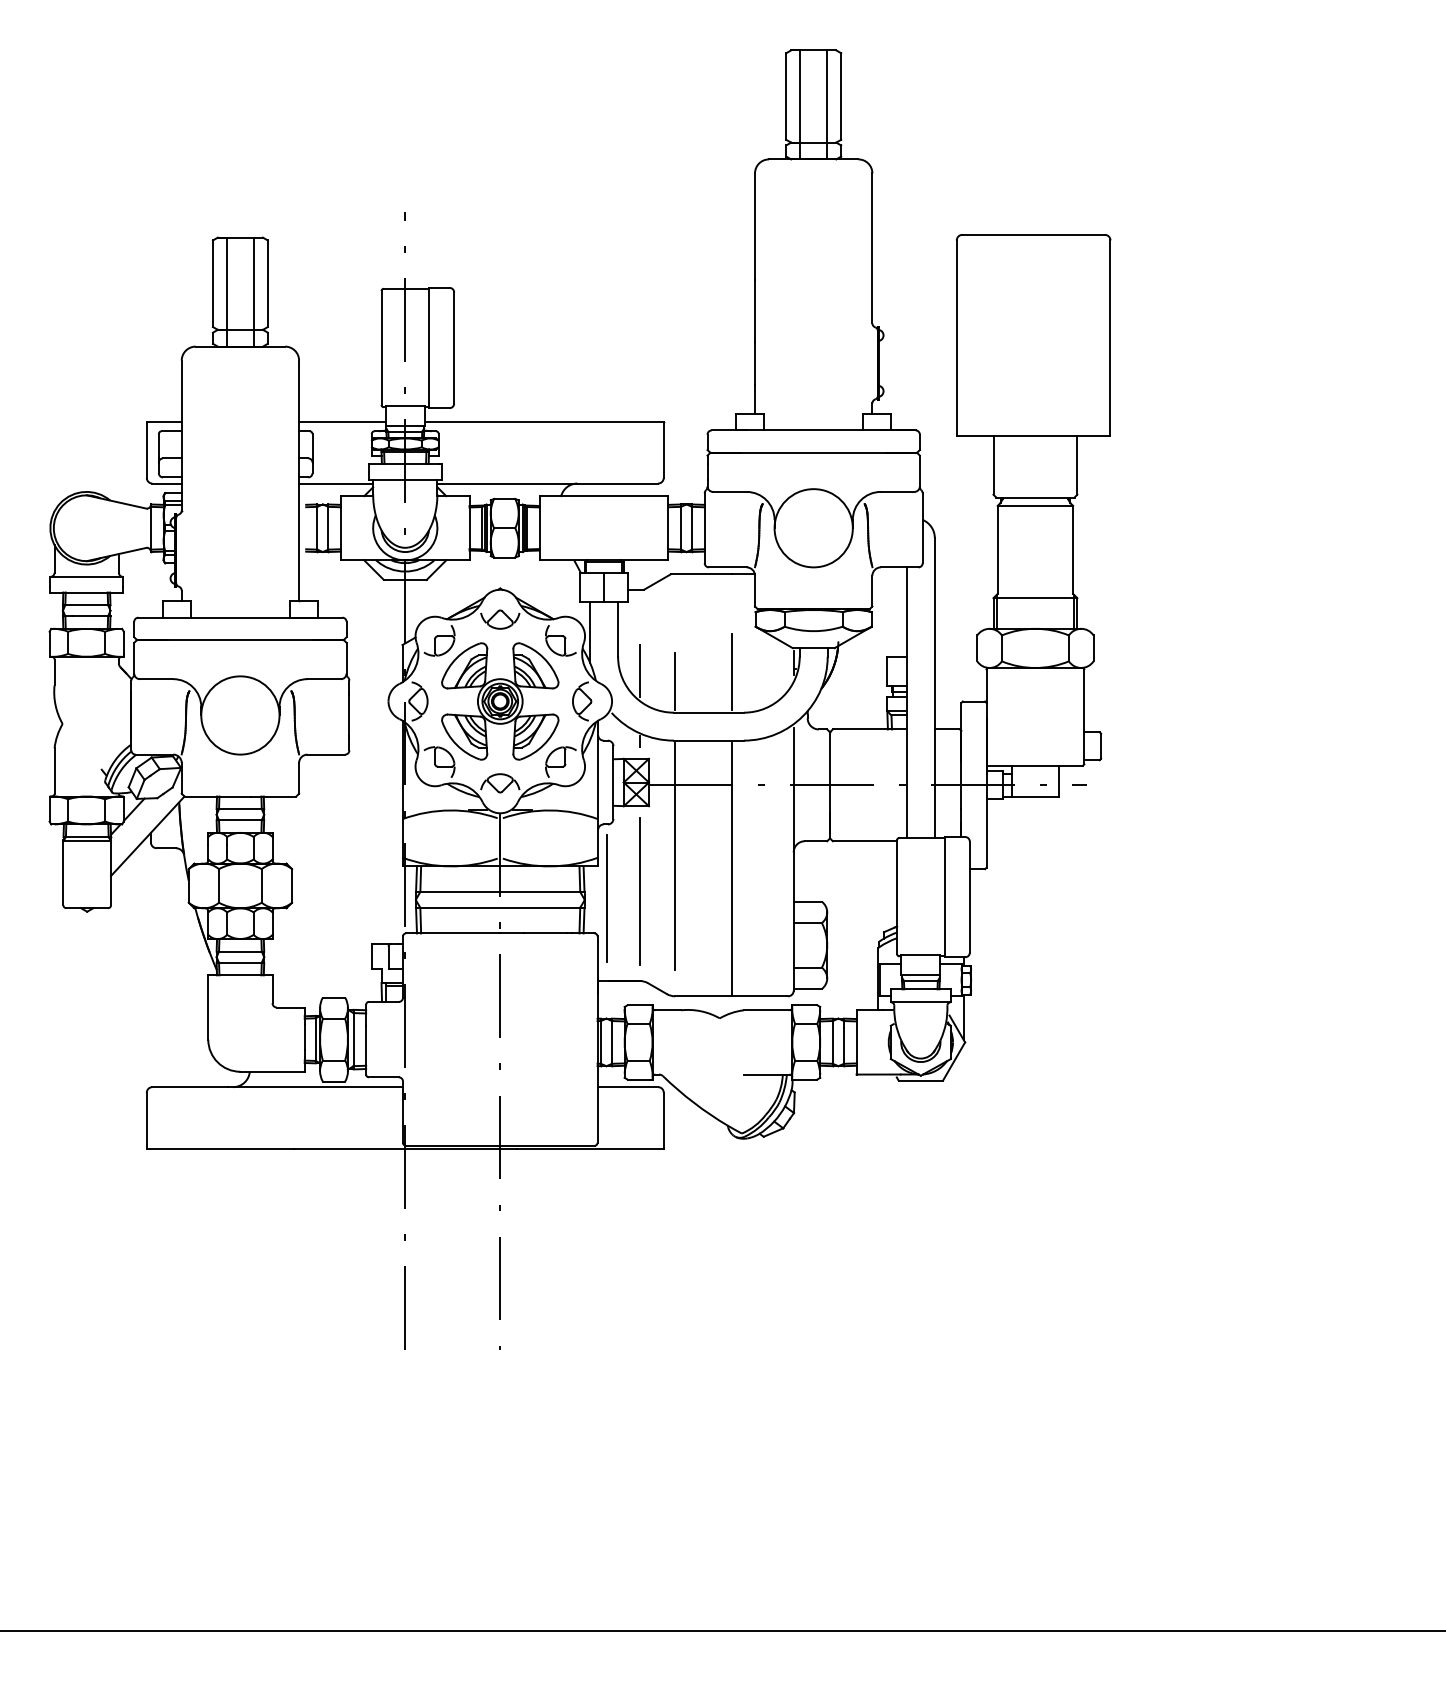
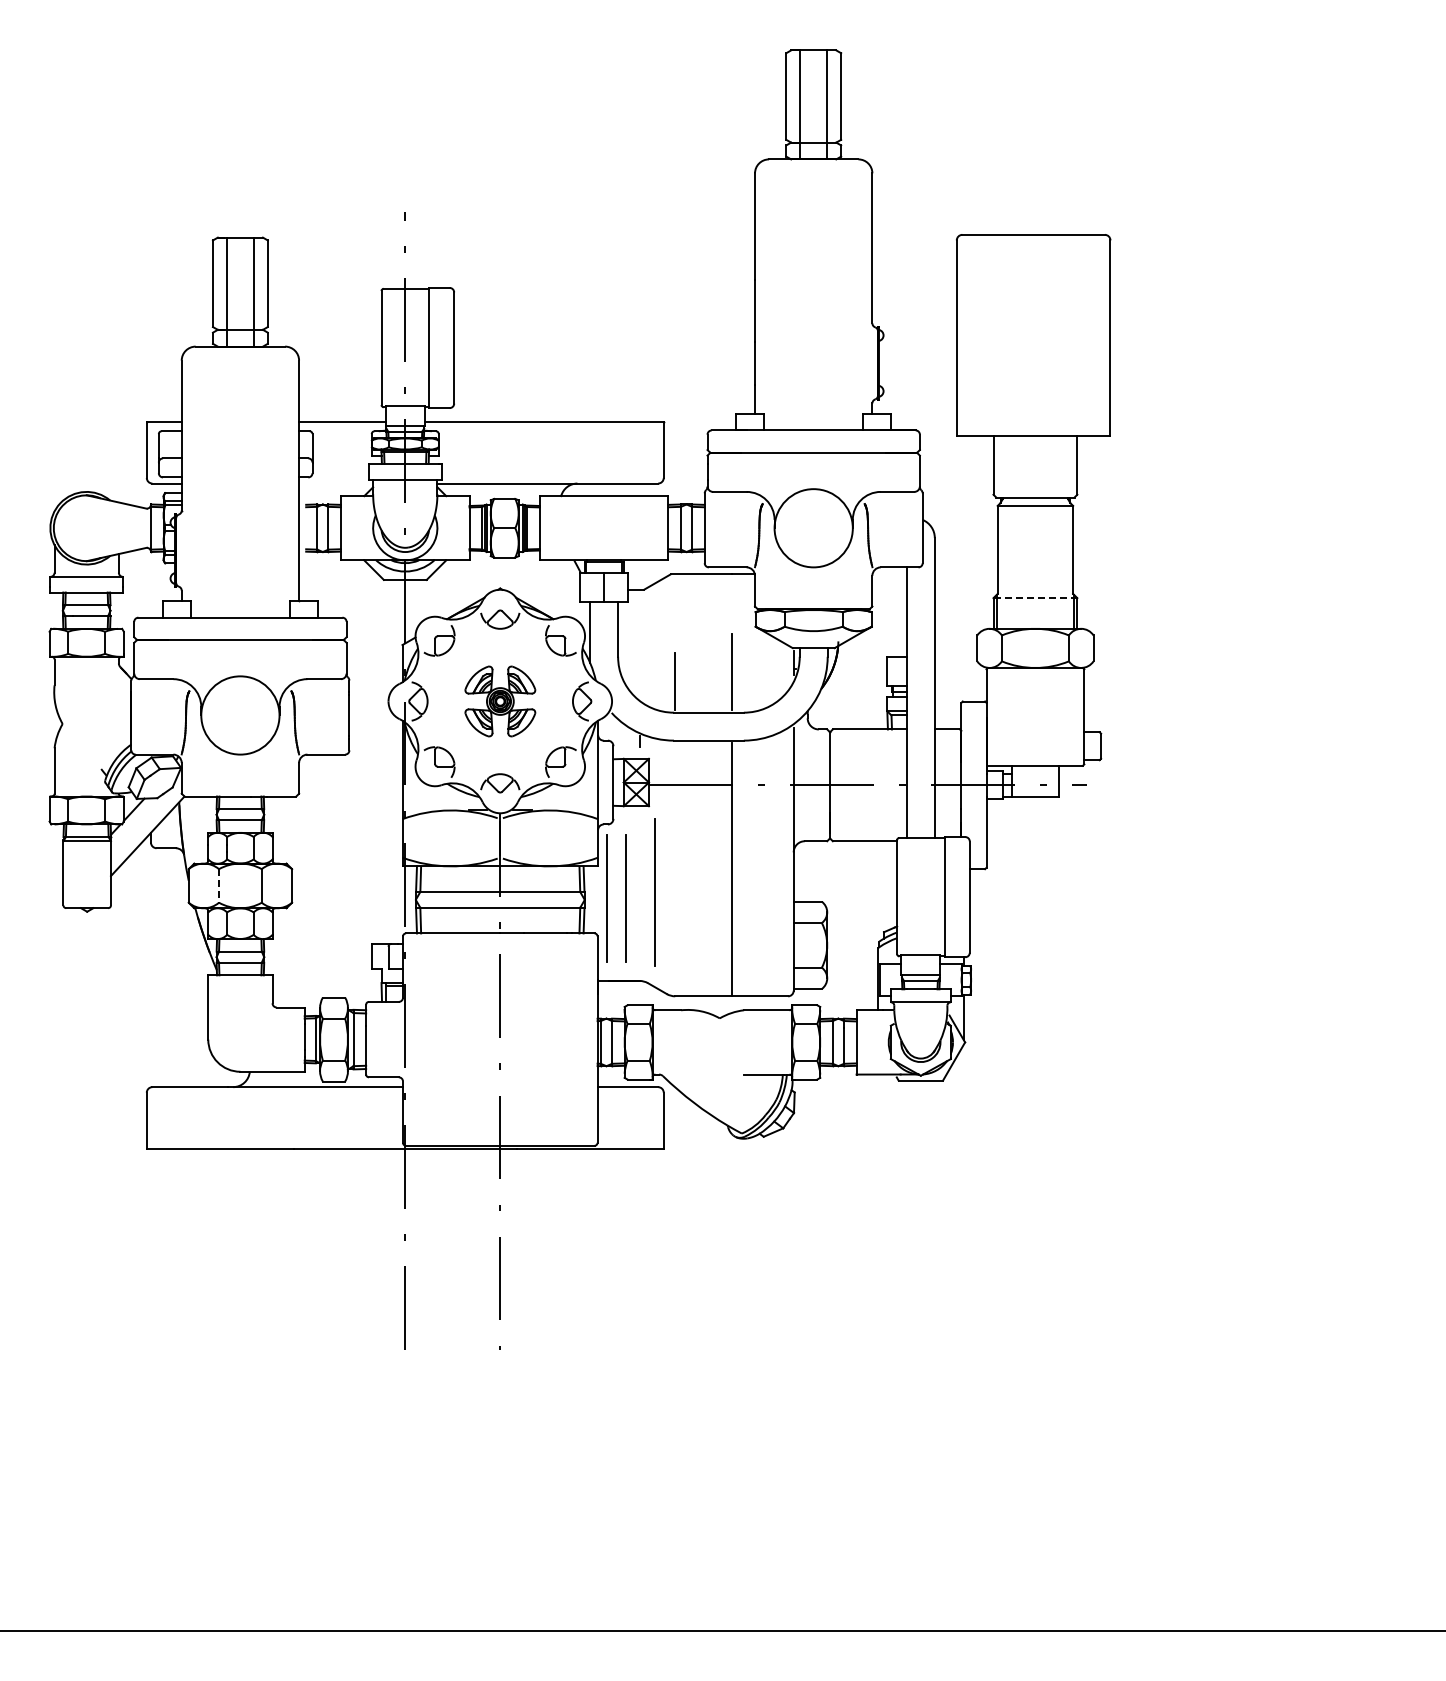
line: present -> none (336, 483)
line: solid -> dashed (1035, 598)
line: present -> none (639, 670)
part size: 119x119 px -> 73x73 px (500, 701)
line: present -> none (675, 856)
line: solid -> dashed (219, 885)
line position: (639, 891) -> (654, 892) (654, 892)
line: none -> present (625, 898)
